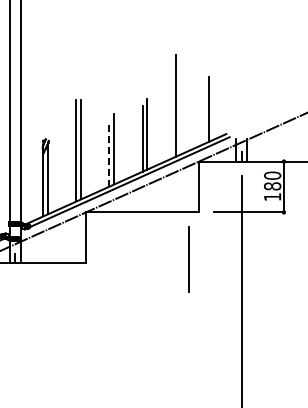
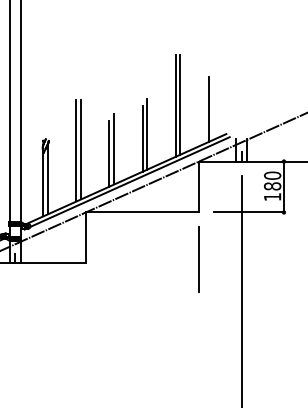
line: none -> present (180, 104)
line: dashed -> solid (109, 153)
line position: (188, 259) -> (198, 259) (198, 259)
